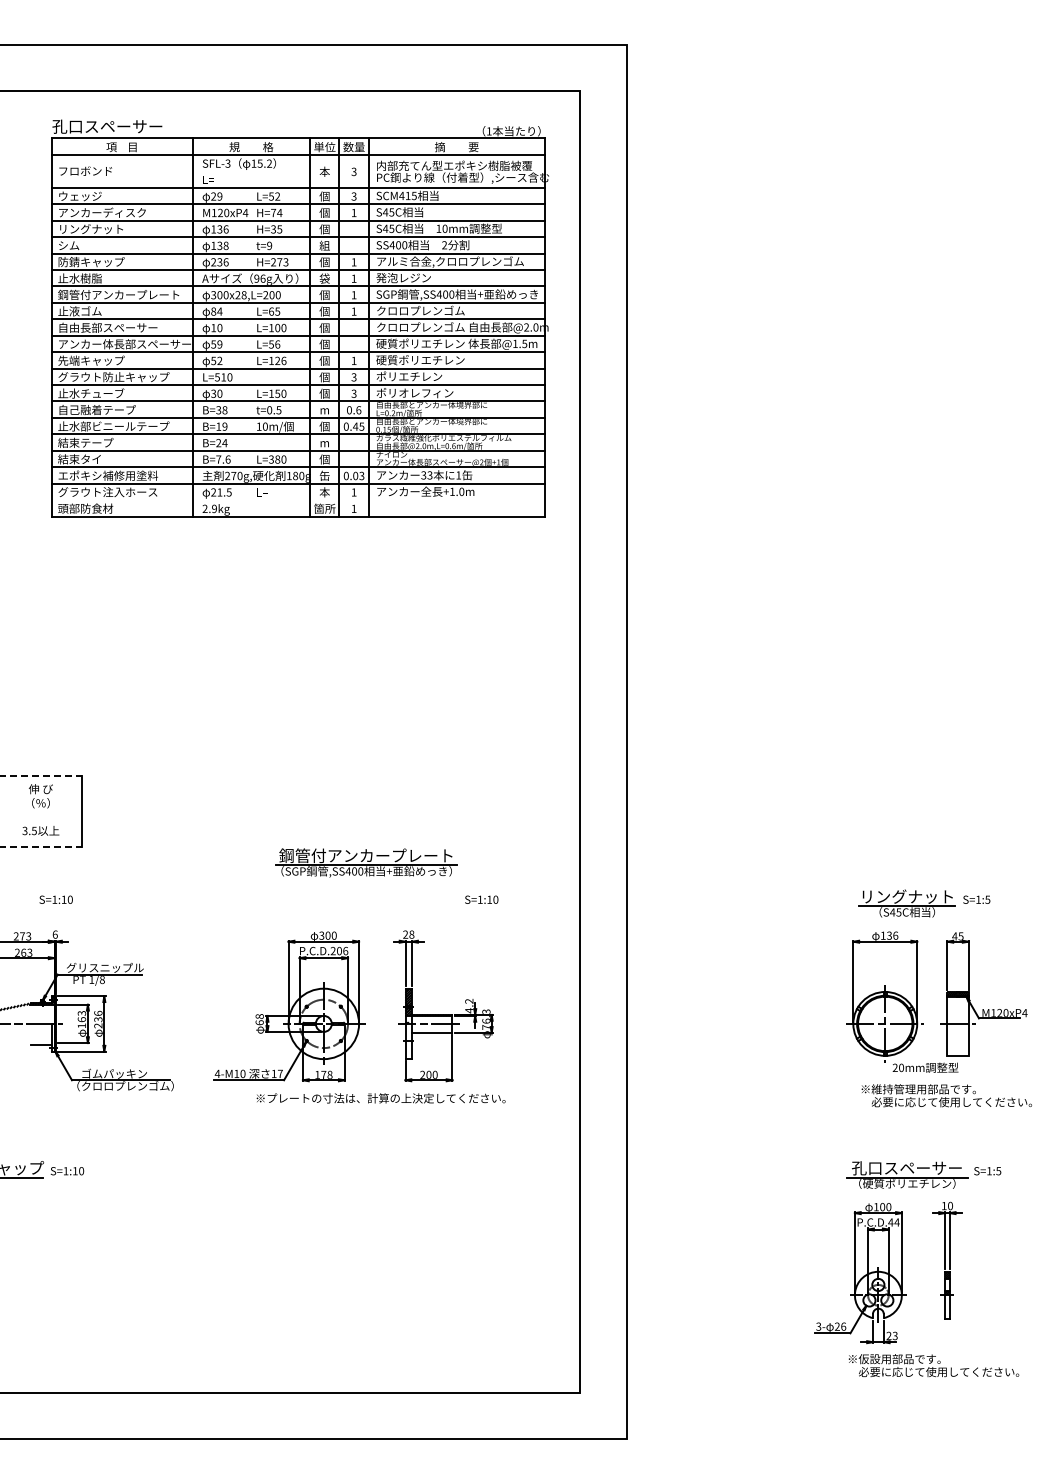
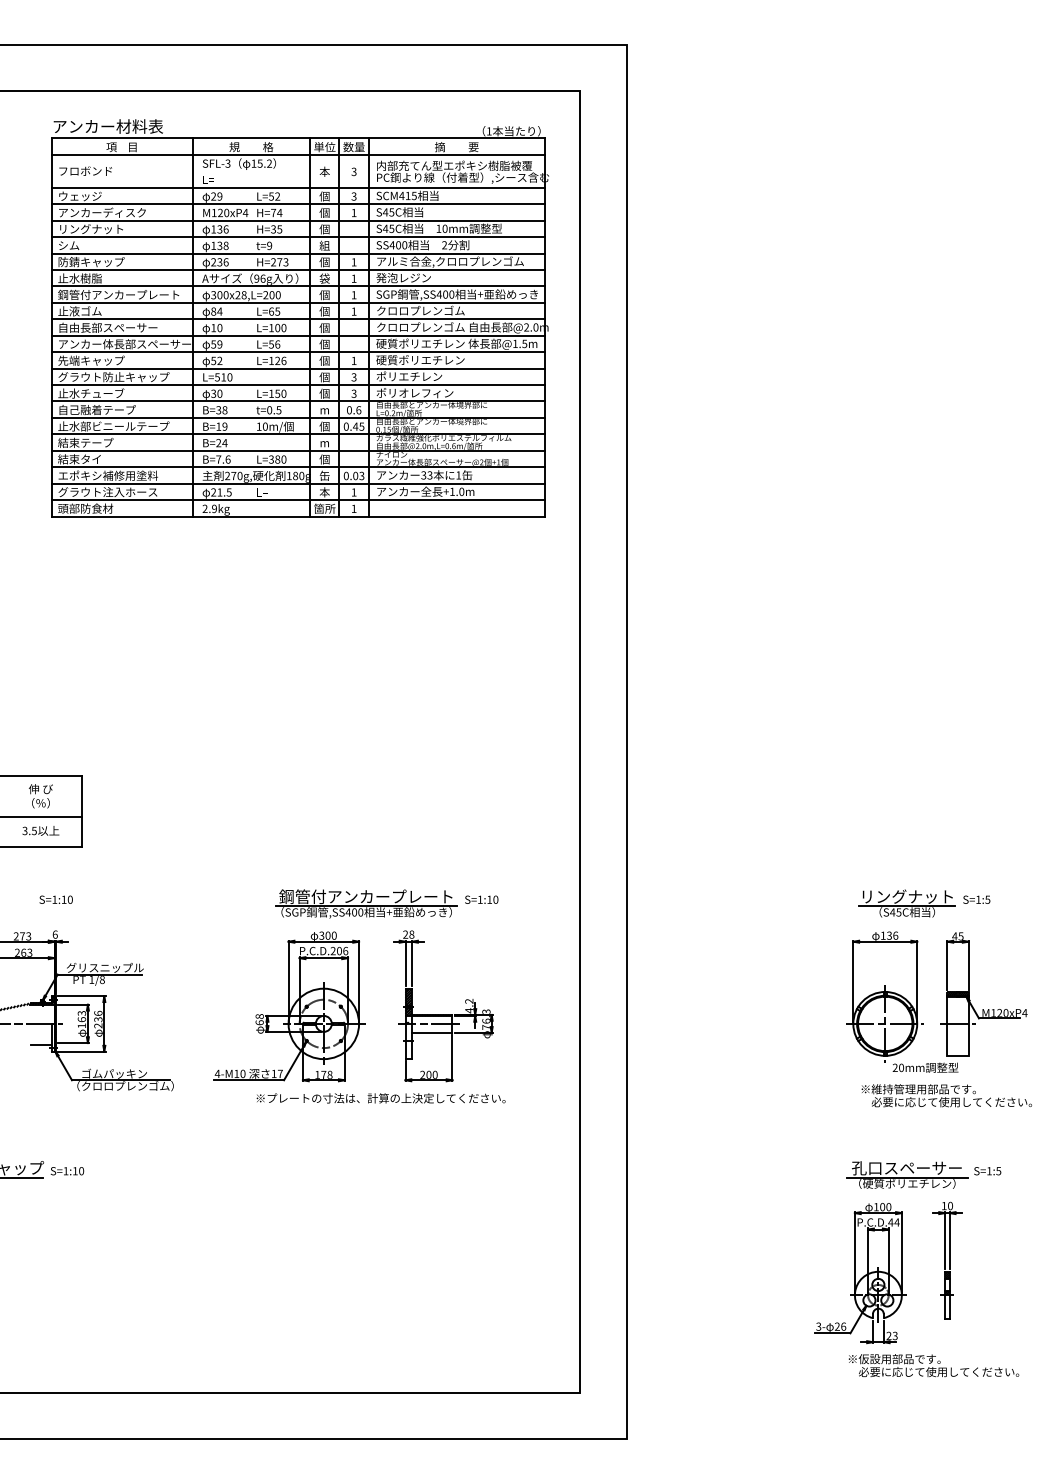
text: 孔口スペーサー -> アンカー材料表 (107, 126)
line: none -> present (297, 500)
line: dashed -> solid (41, 776)
line: none -> present (42, 817)
line: dashed -> solid (41, 846)
part position: (366, 862) -> (366, 903) (366, 903)
